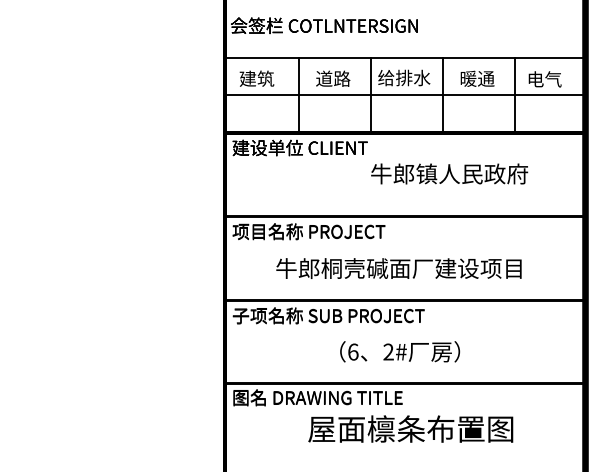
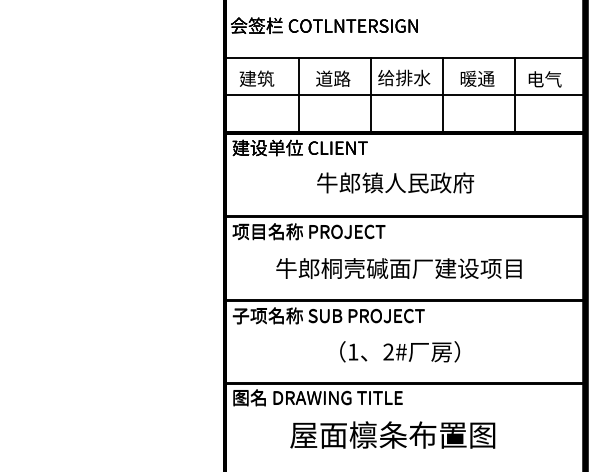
text position: (449, 173) -> (395, 182) (395, 182)
text: 6 -> 1 (353, 351)
text position: (410, 428) -> (392, 434) (392, 434)
